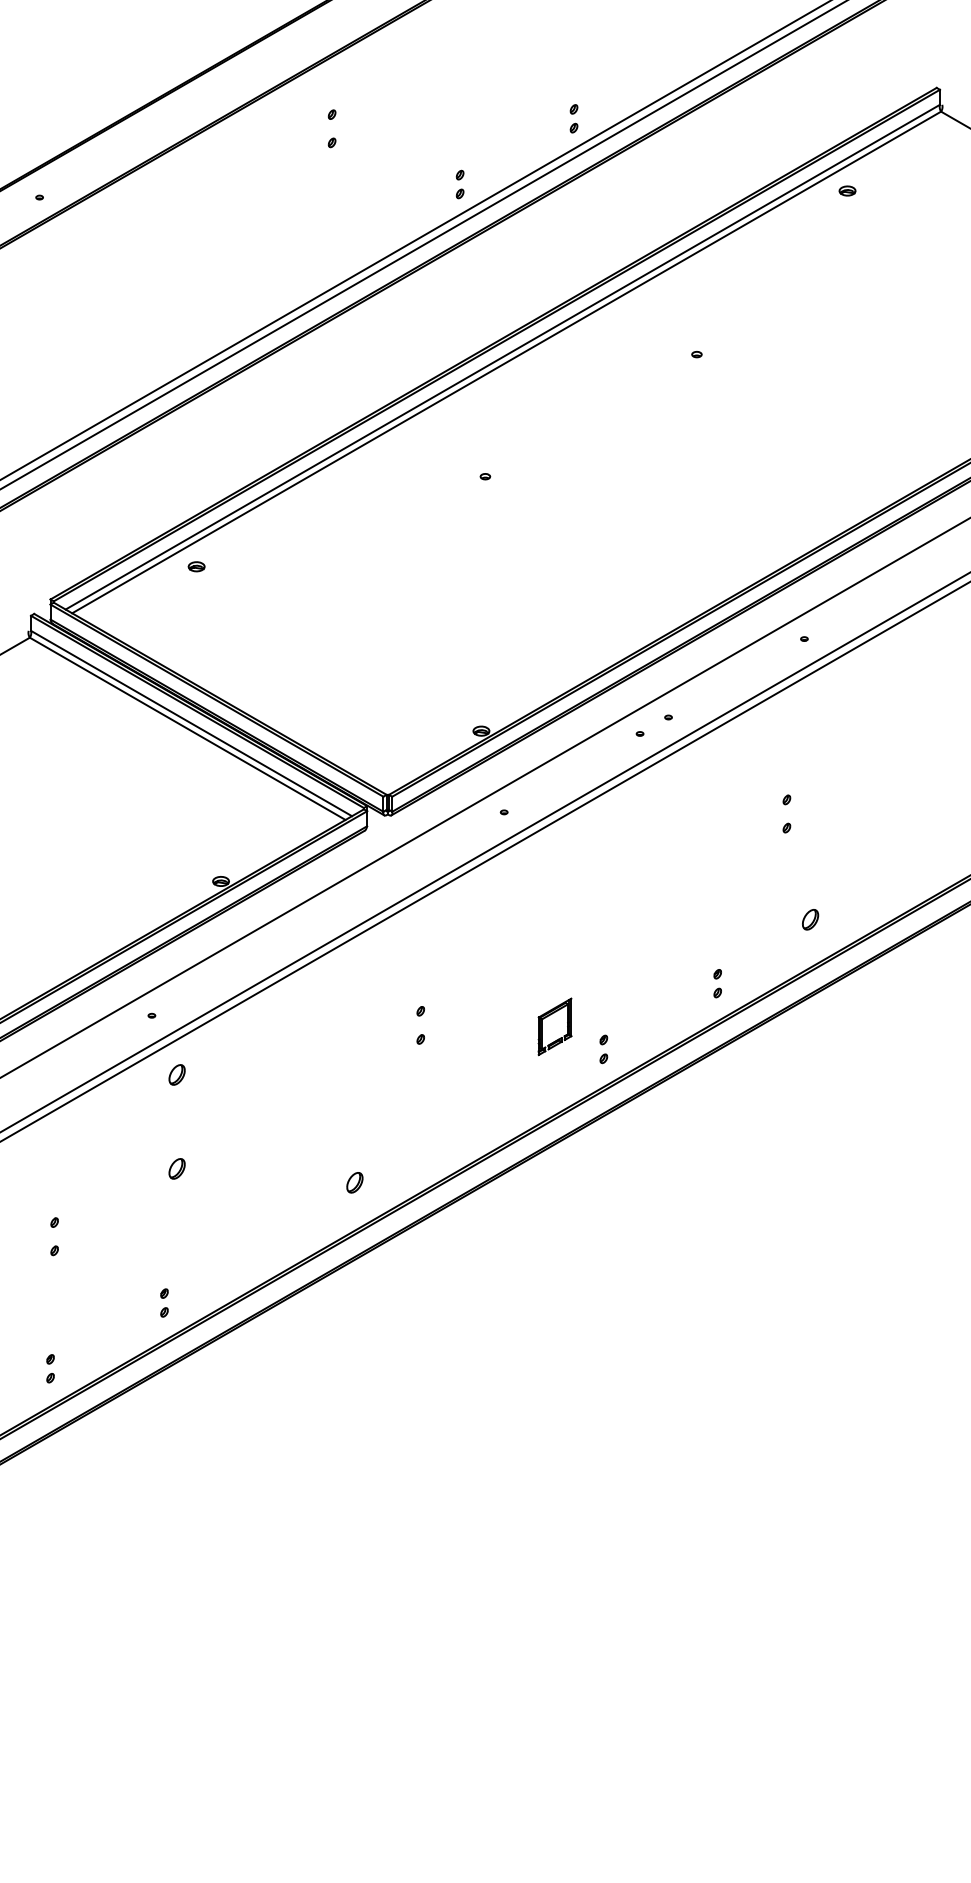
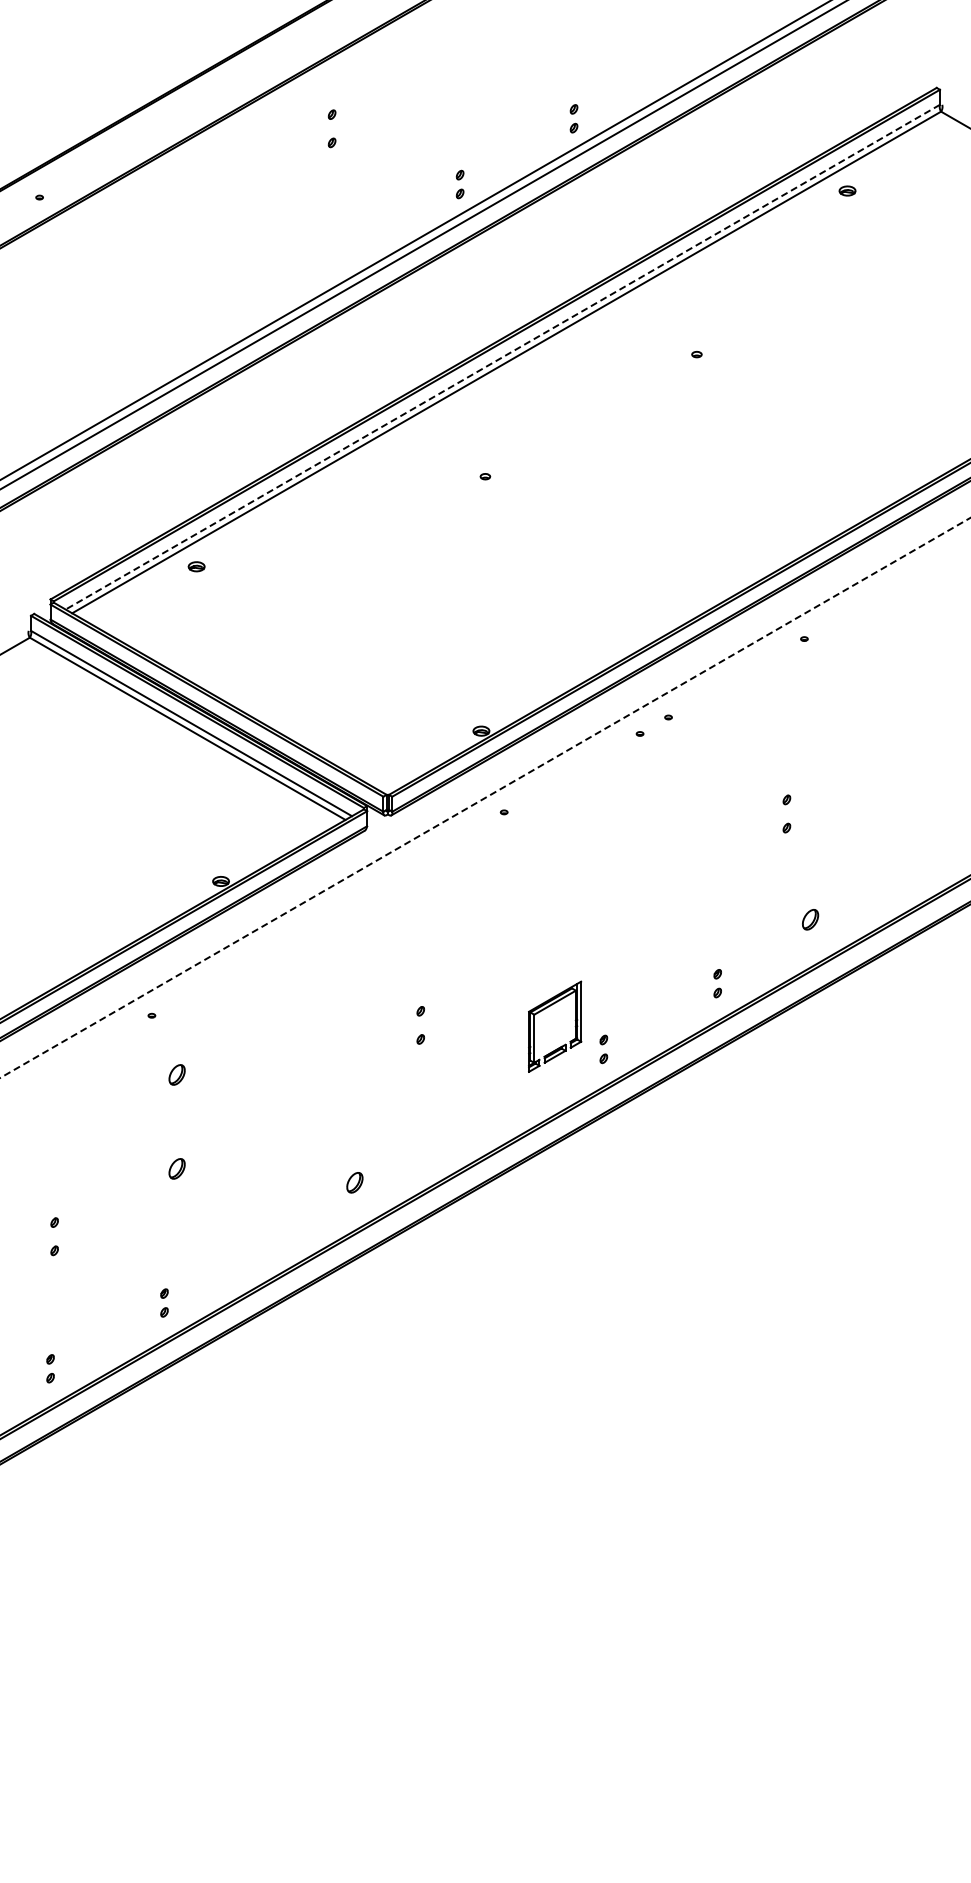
line: solid -> dashed (502, 357)
line: solid -> dashed (485, 797)
line: present -> none (484, 851)
line: present -> none (484, 861)
part size: 36x60 px -> 55x93 px (555, 1026)
